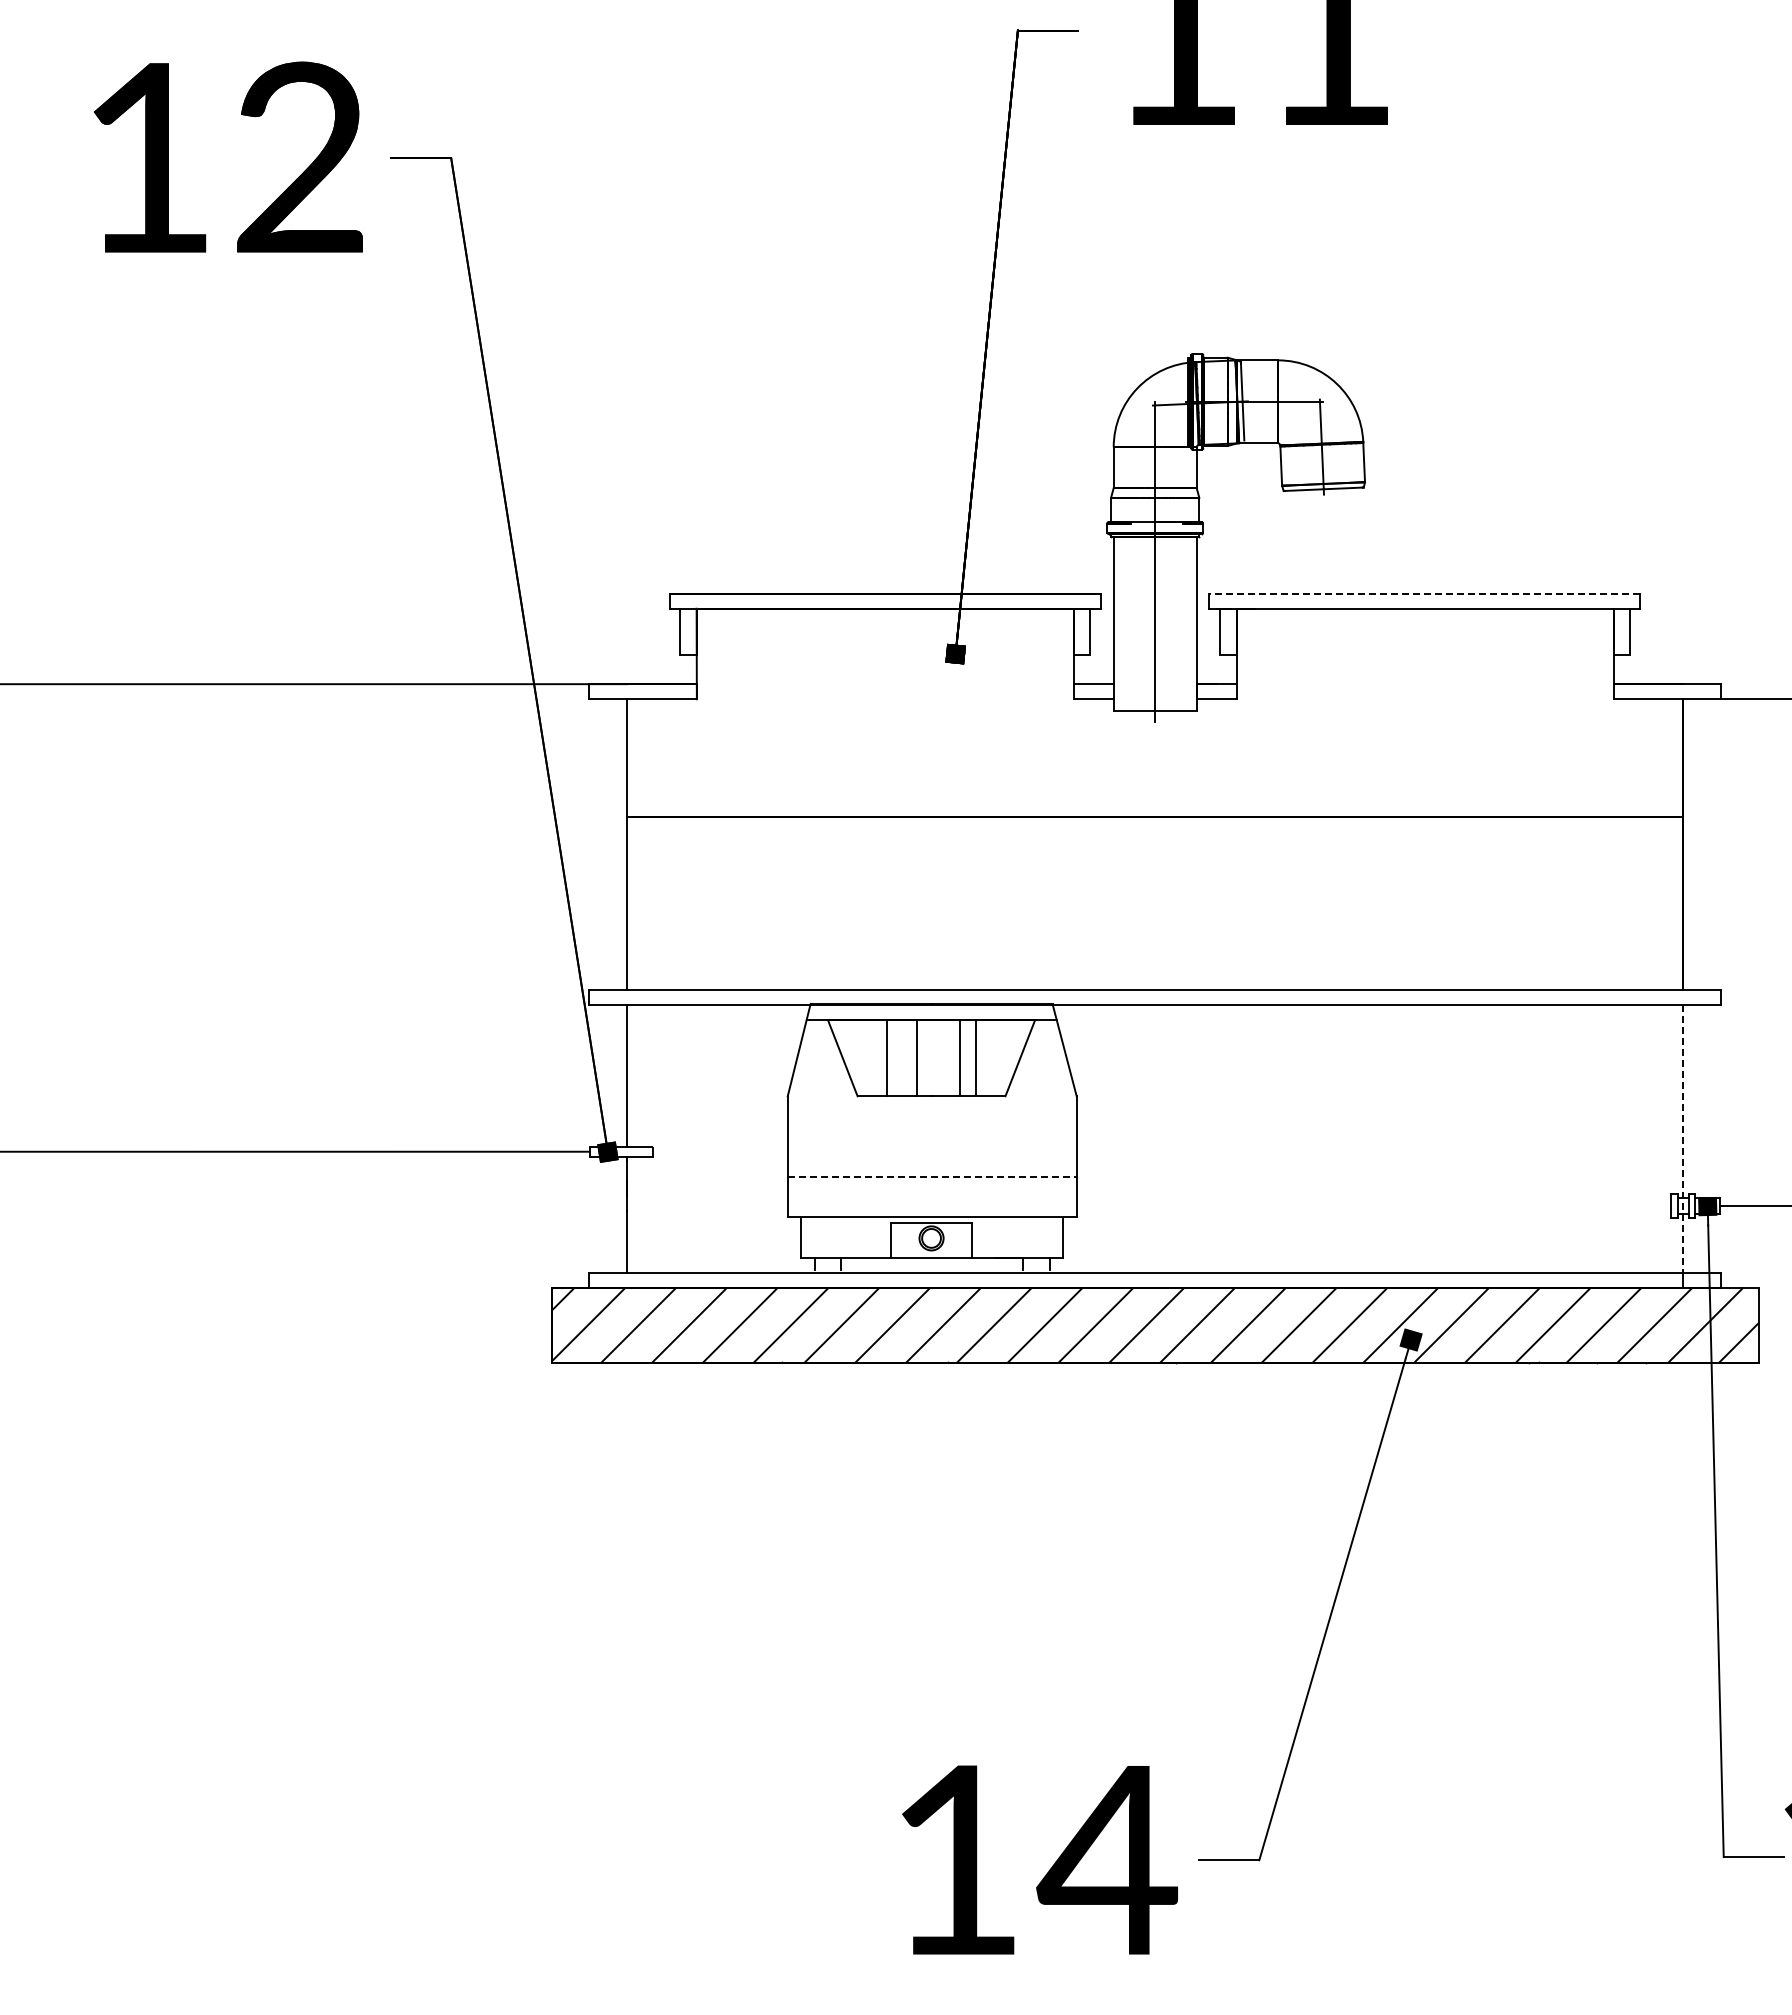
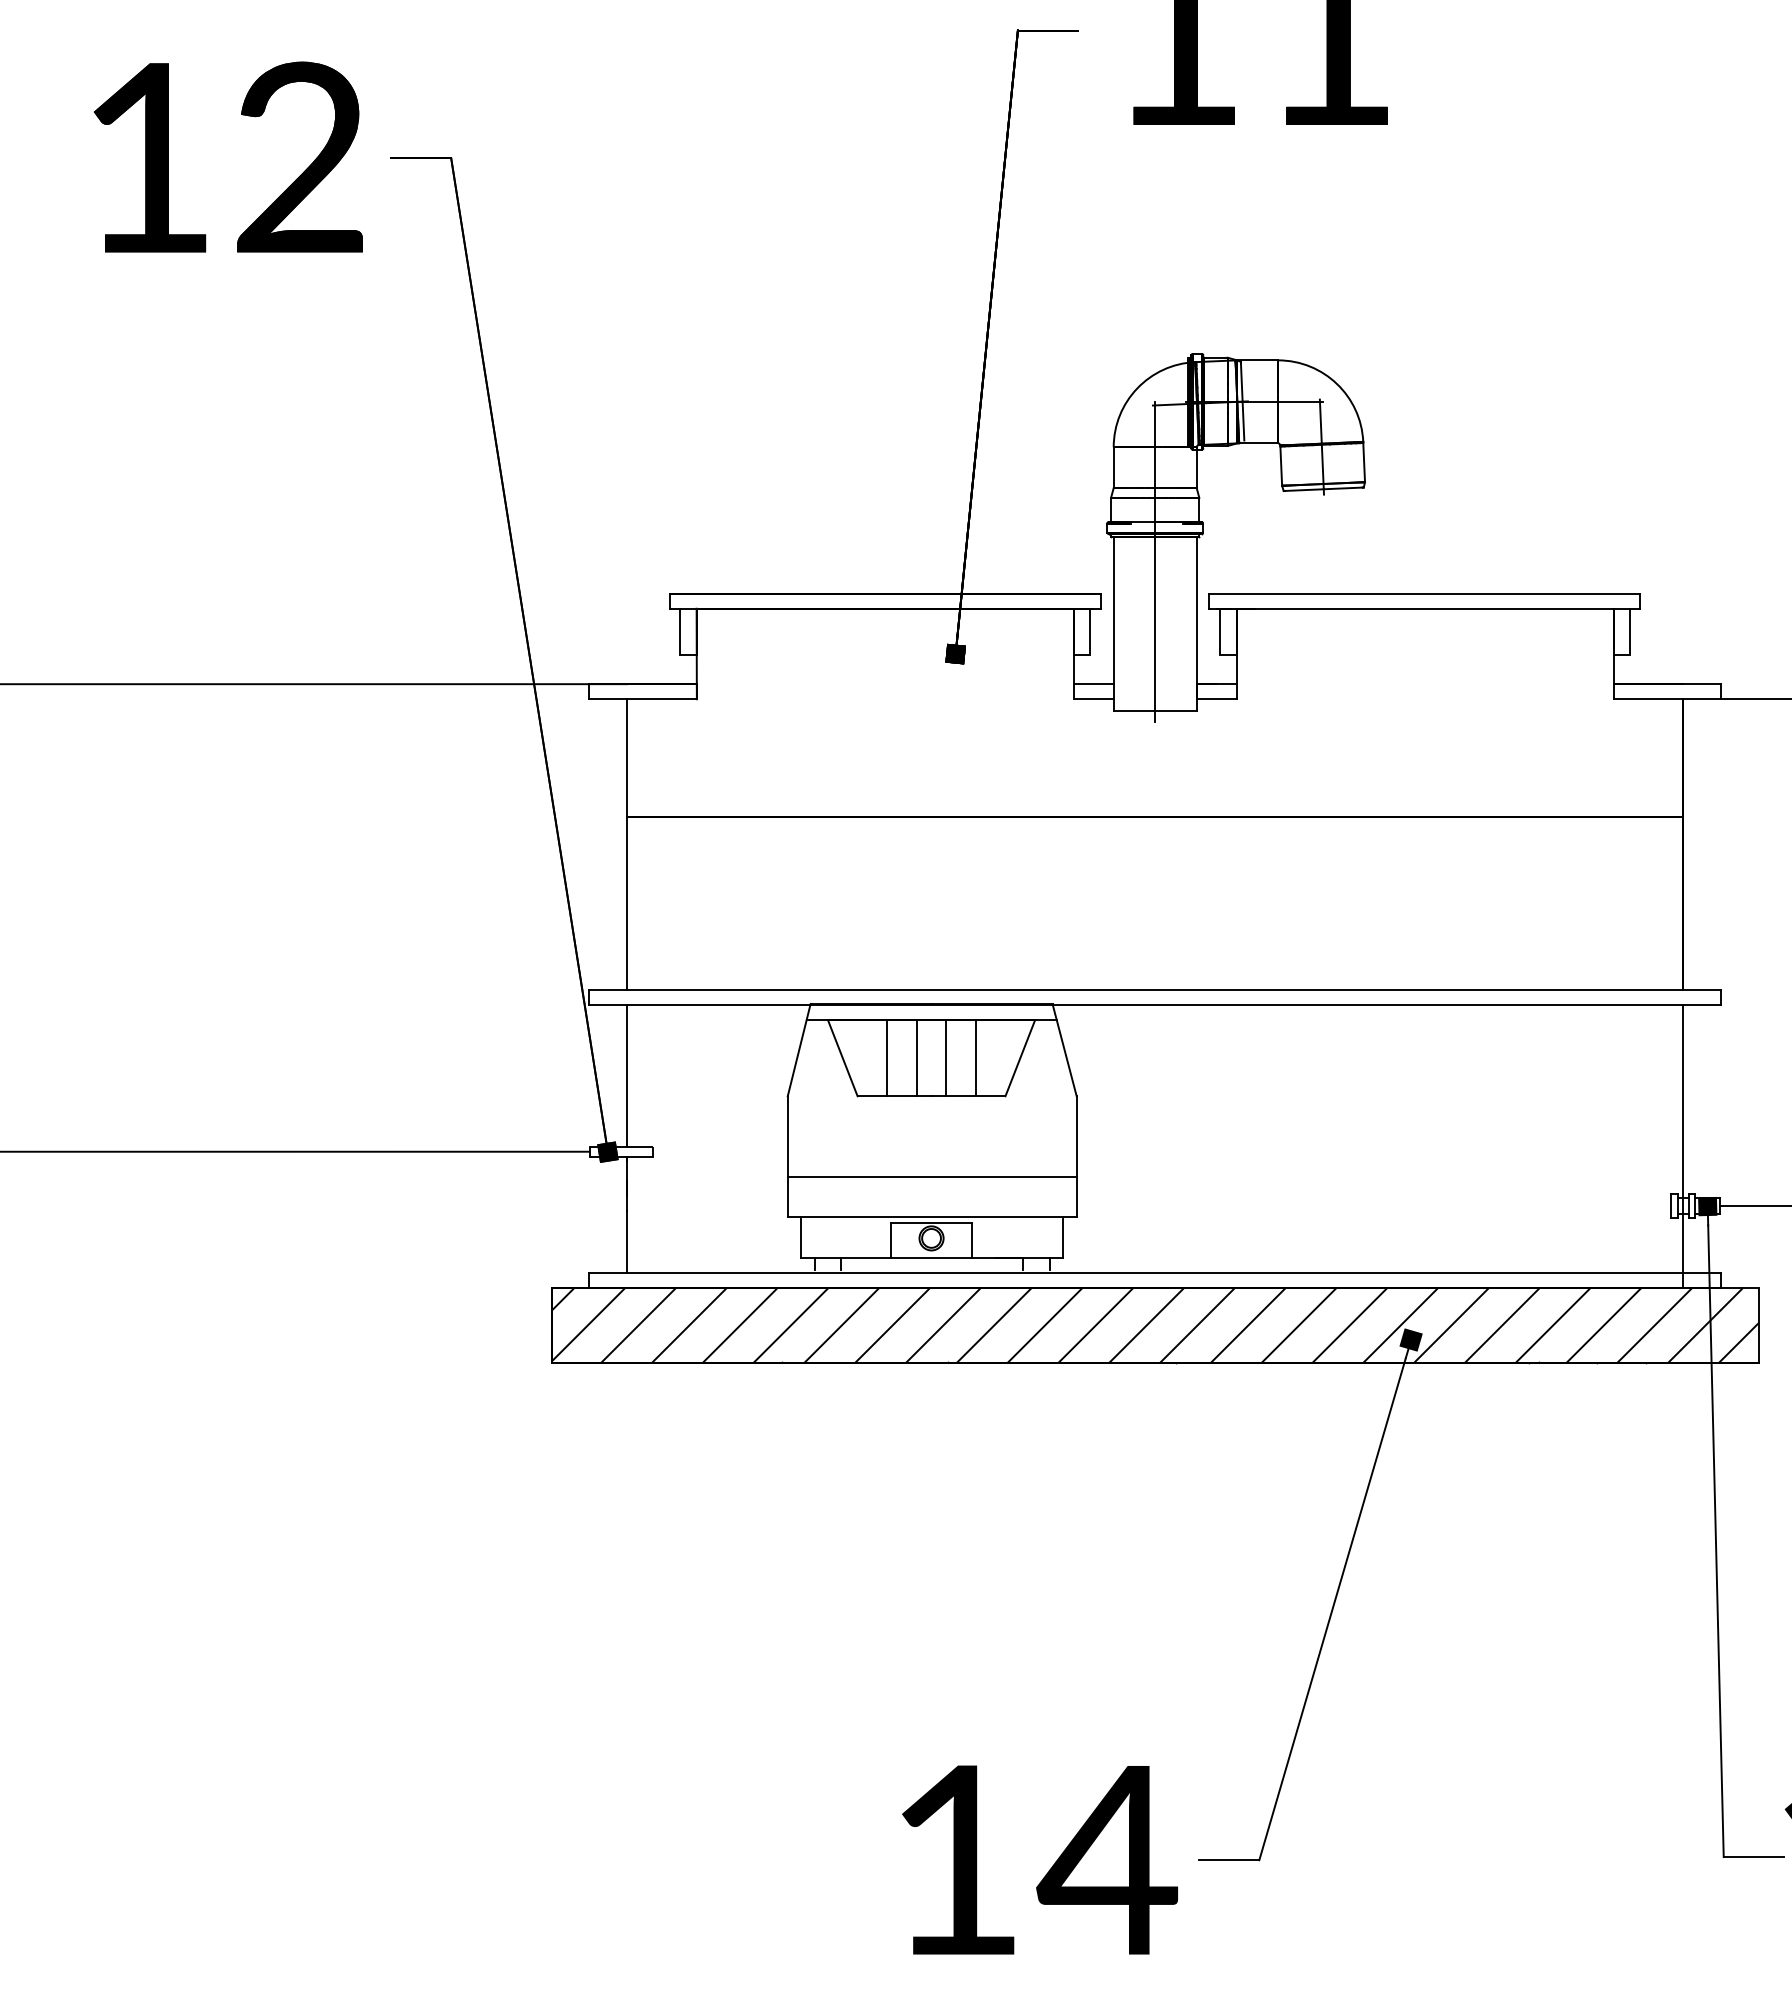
line: dashed -> solid (1424, 593)
line position: (960, 1058) -> (946, 1058) (946, 1058)
line: dashed -> solid (1683, 1138)
line: dashed -> solid (932, 1176)
